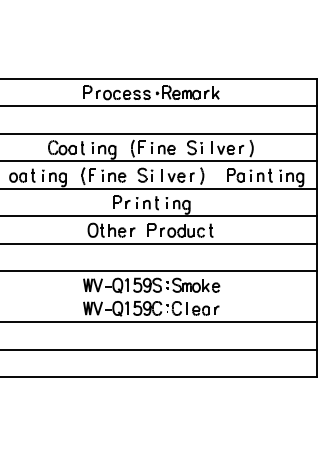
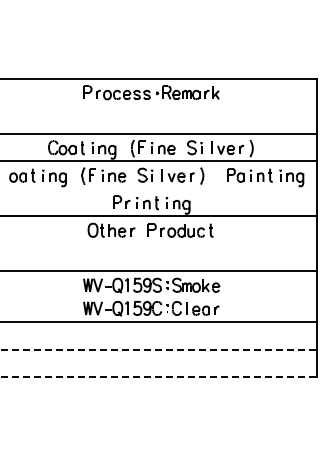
line: present -> none (159, 106)
line: present -> none (159, 188)
line: present -> none (159, 243)
line: solid -> dashed (158, 349)
line: solid -> dashed (158, 377)
